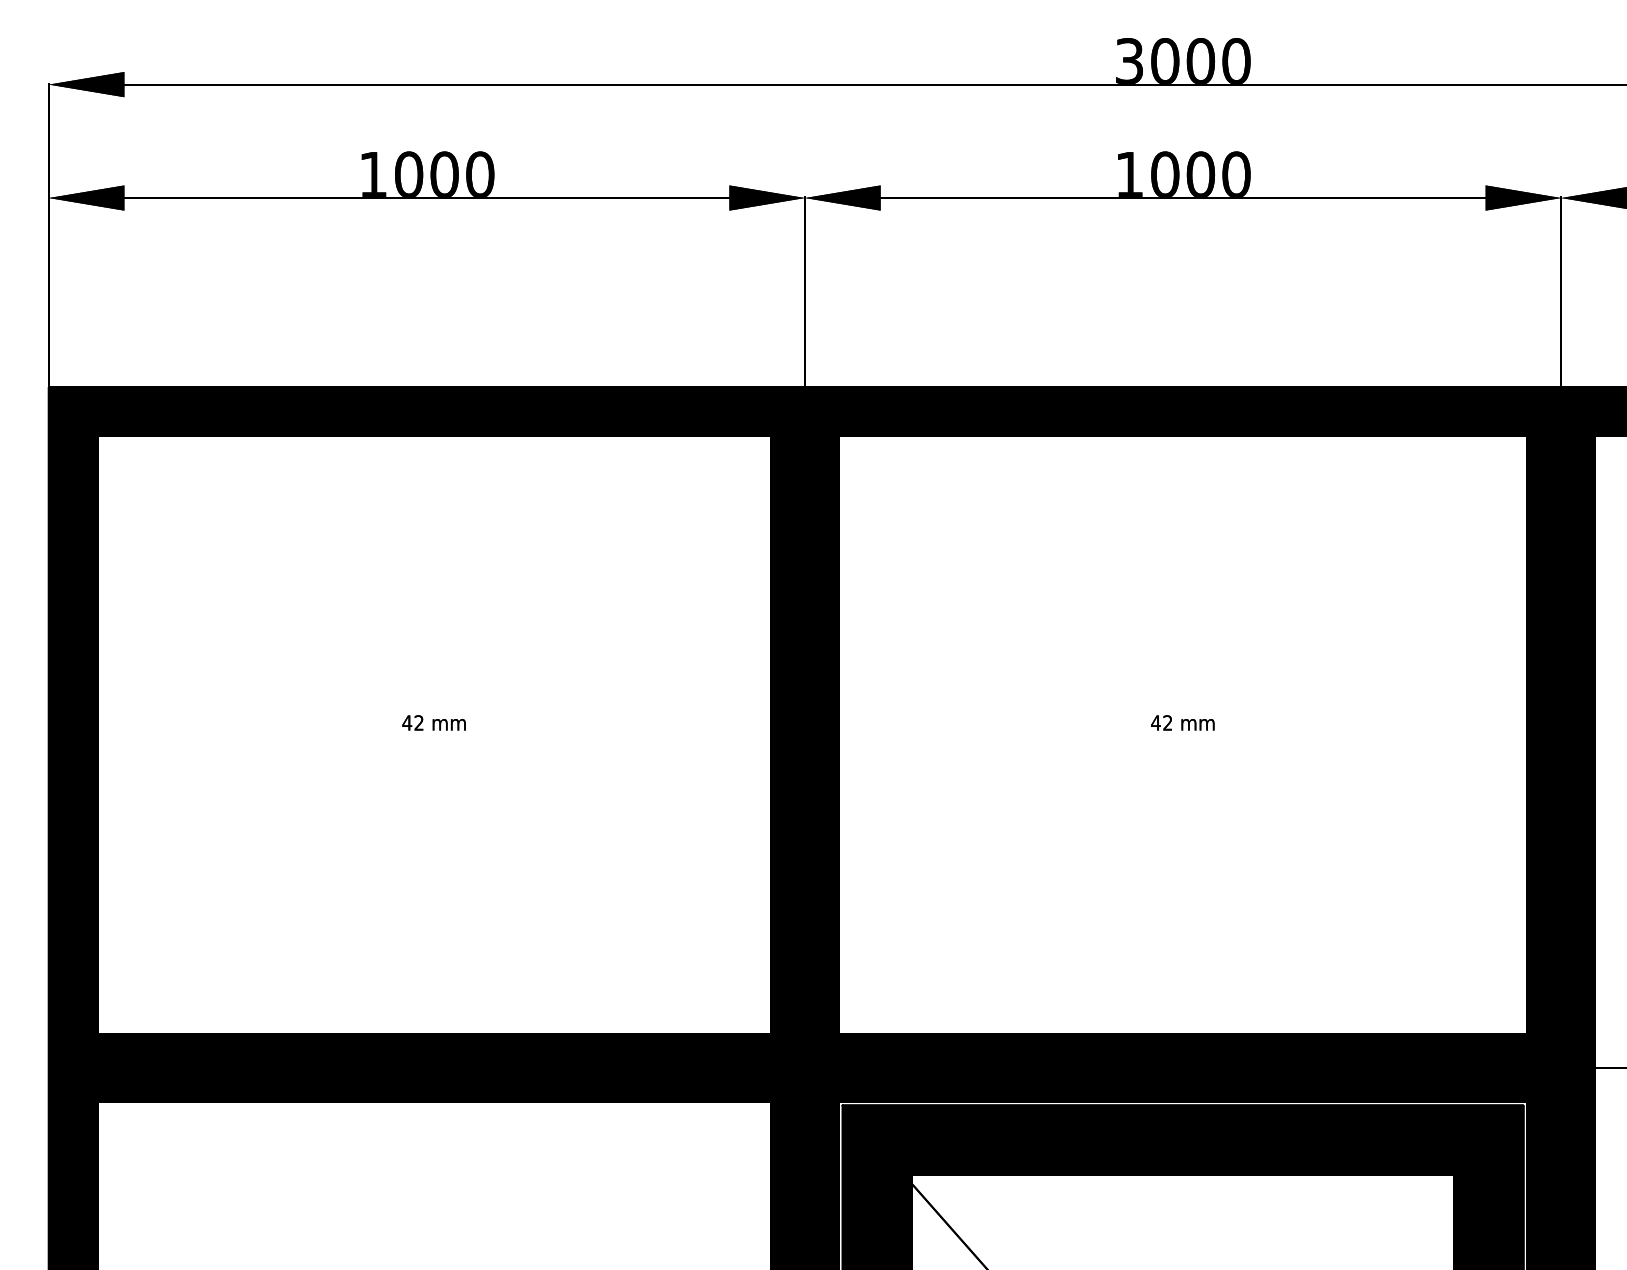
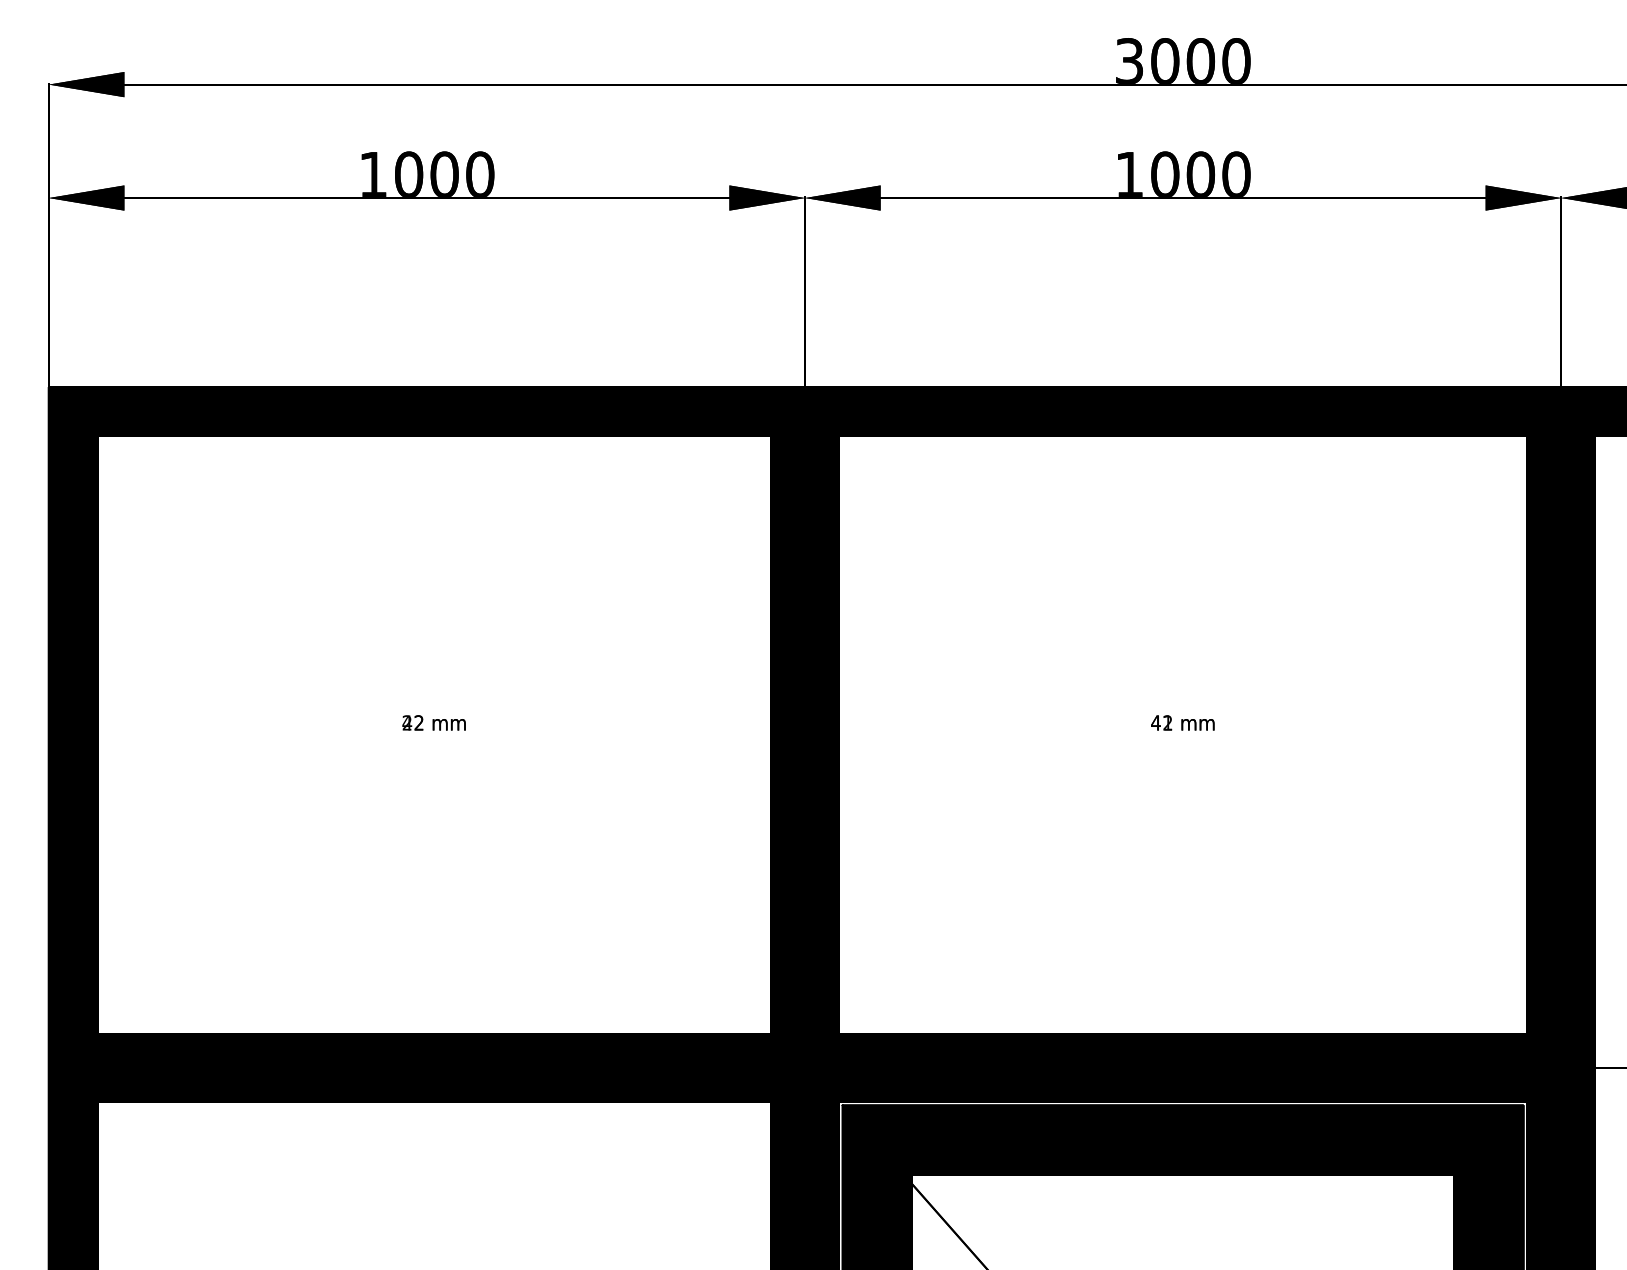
text: 42 -> 22 (407, 722)
text: 42 -> 41 (1167, 722)
